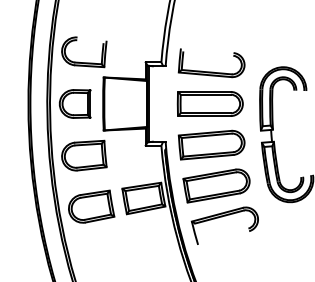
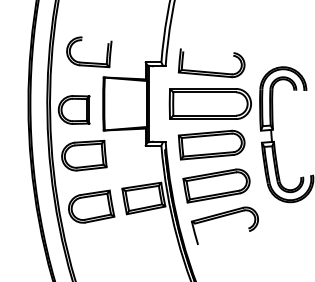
part position: (84, 62) -> (89, 62) (89, 62)
part position: (75, 103) -> (74, 109) (74, 109)
part size: 68x26 px -> 84x32 px (209, 103)
